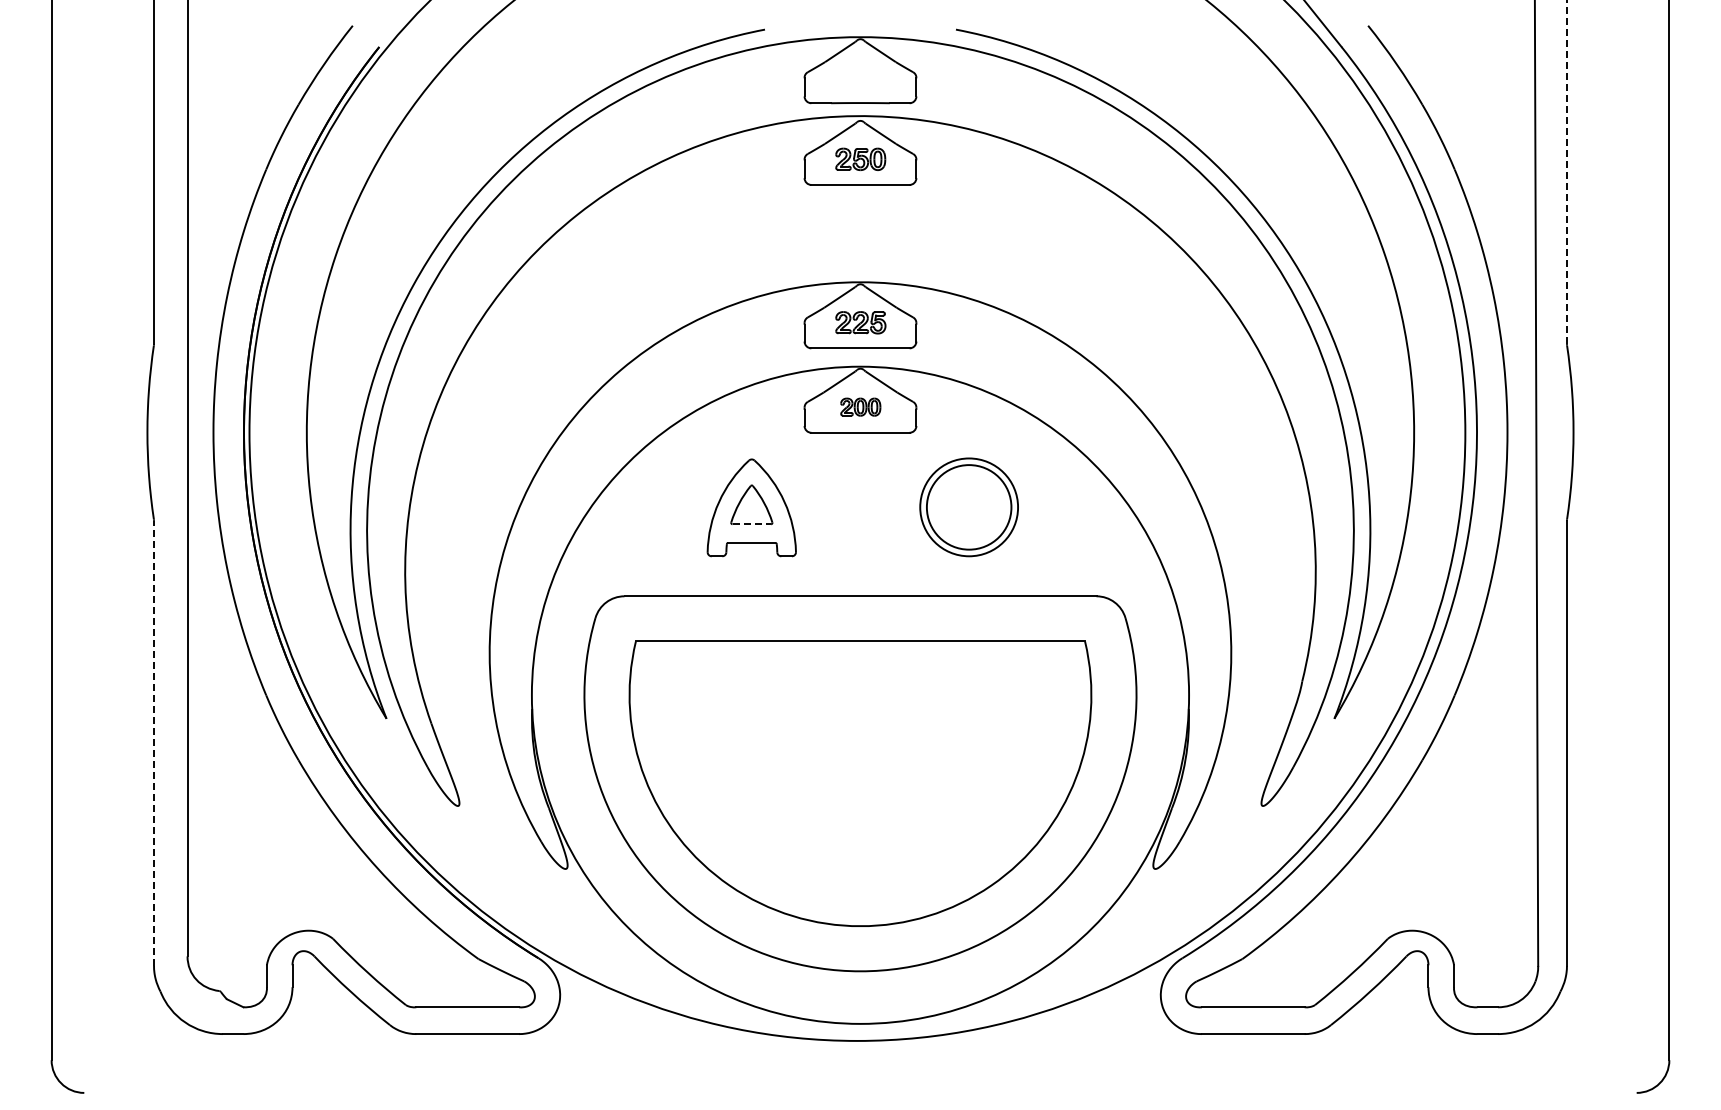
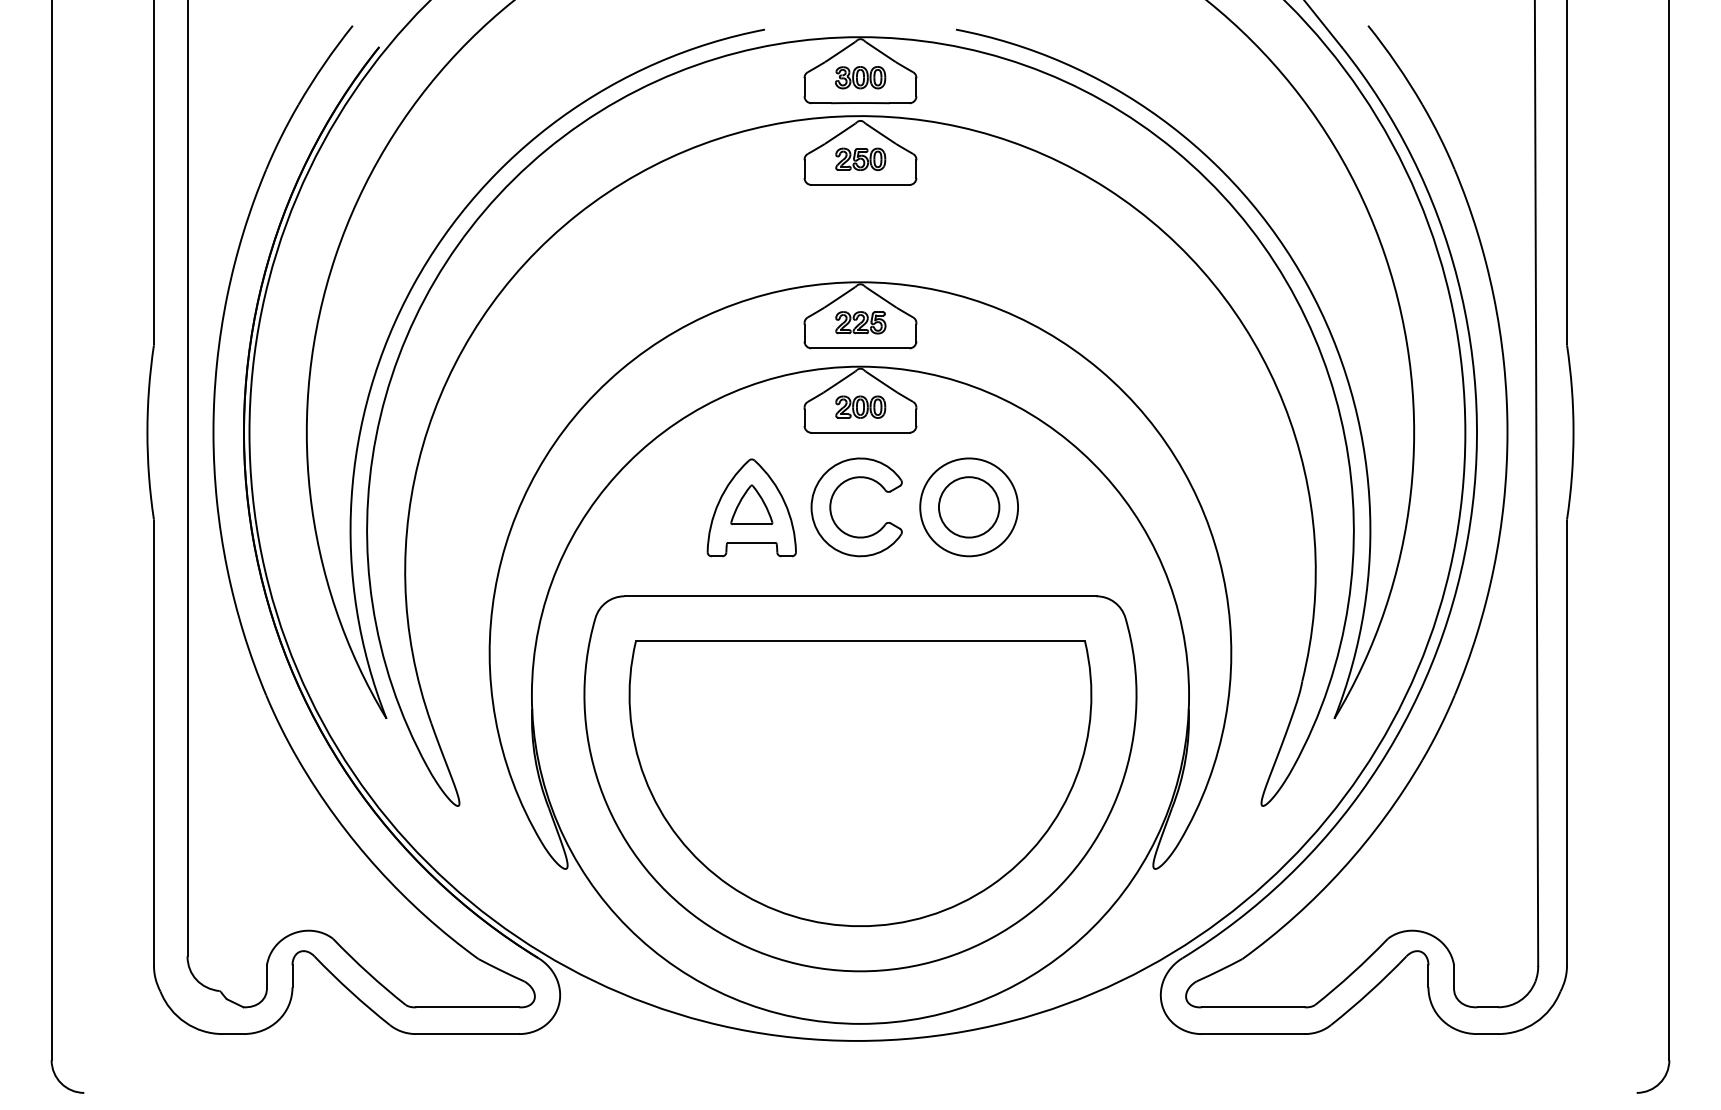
part: none -> present (860, 77)
line: dashed -> solid (1566, 172)
part size: 42x20 px -> 52x24 px (860, 406)
part: none -> present (831, 507)
circle diameter: 85 px -> 60 px (968, 507)
line: dashed -> solid (752, 524)
line: dashed -> solid (154, 743)
